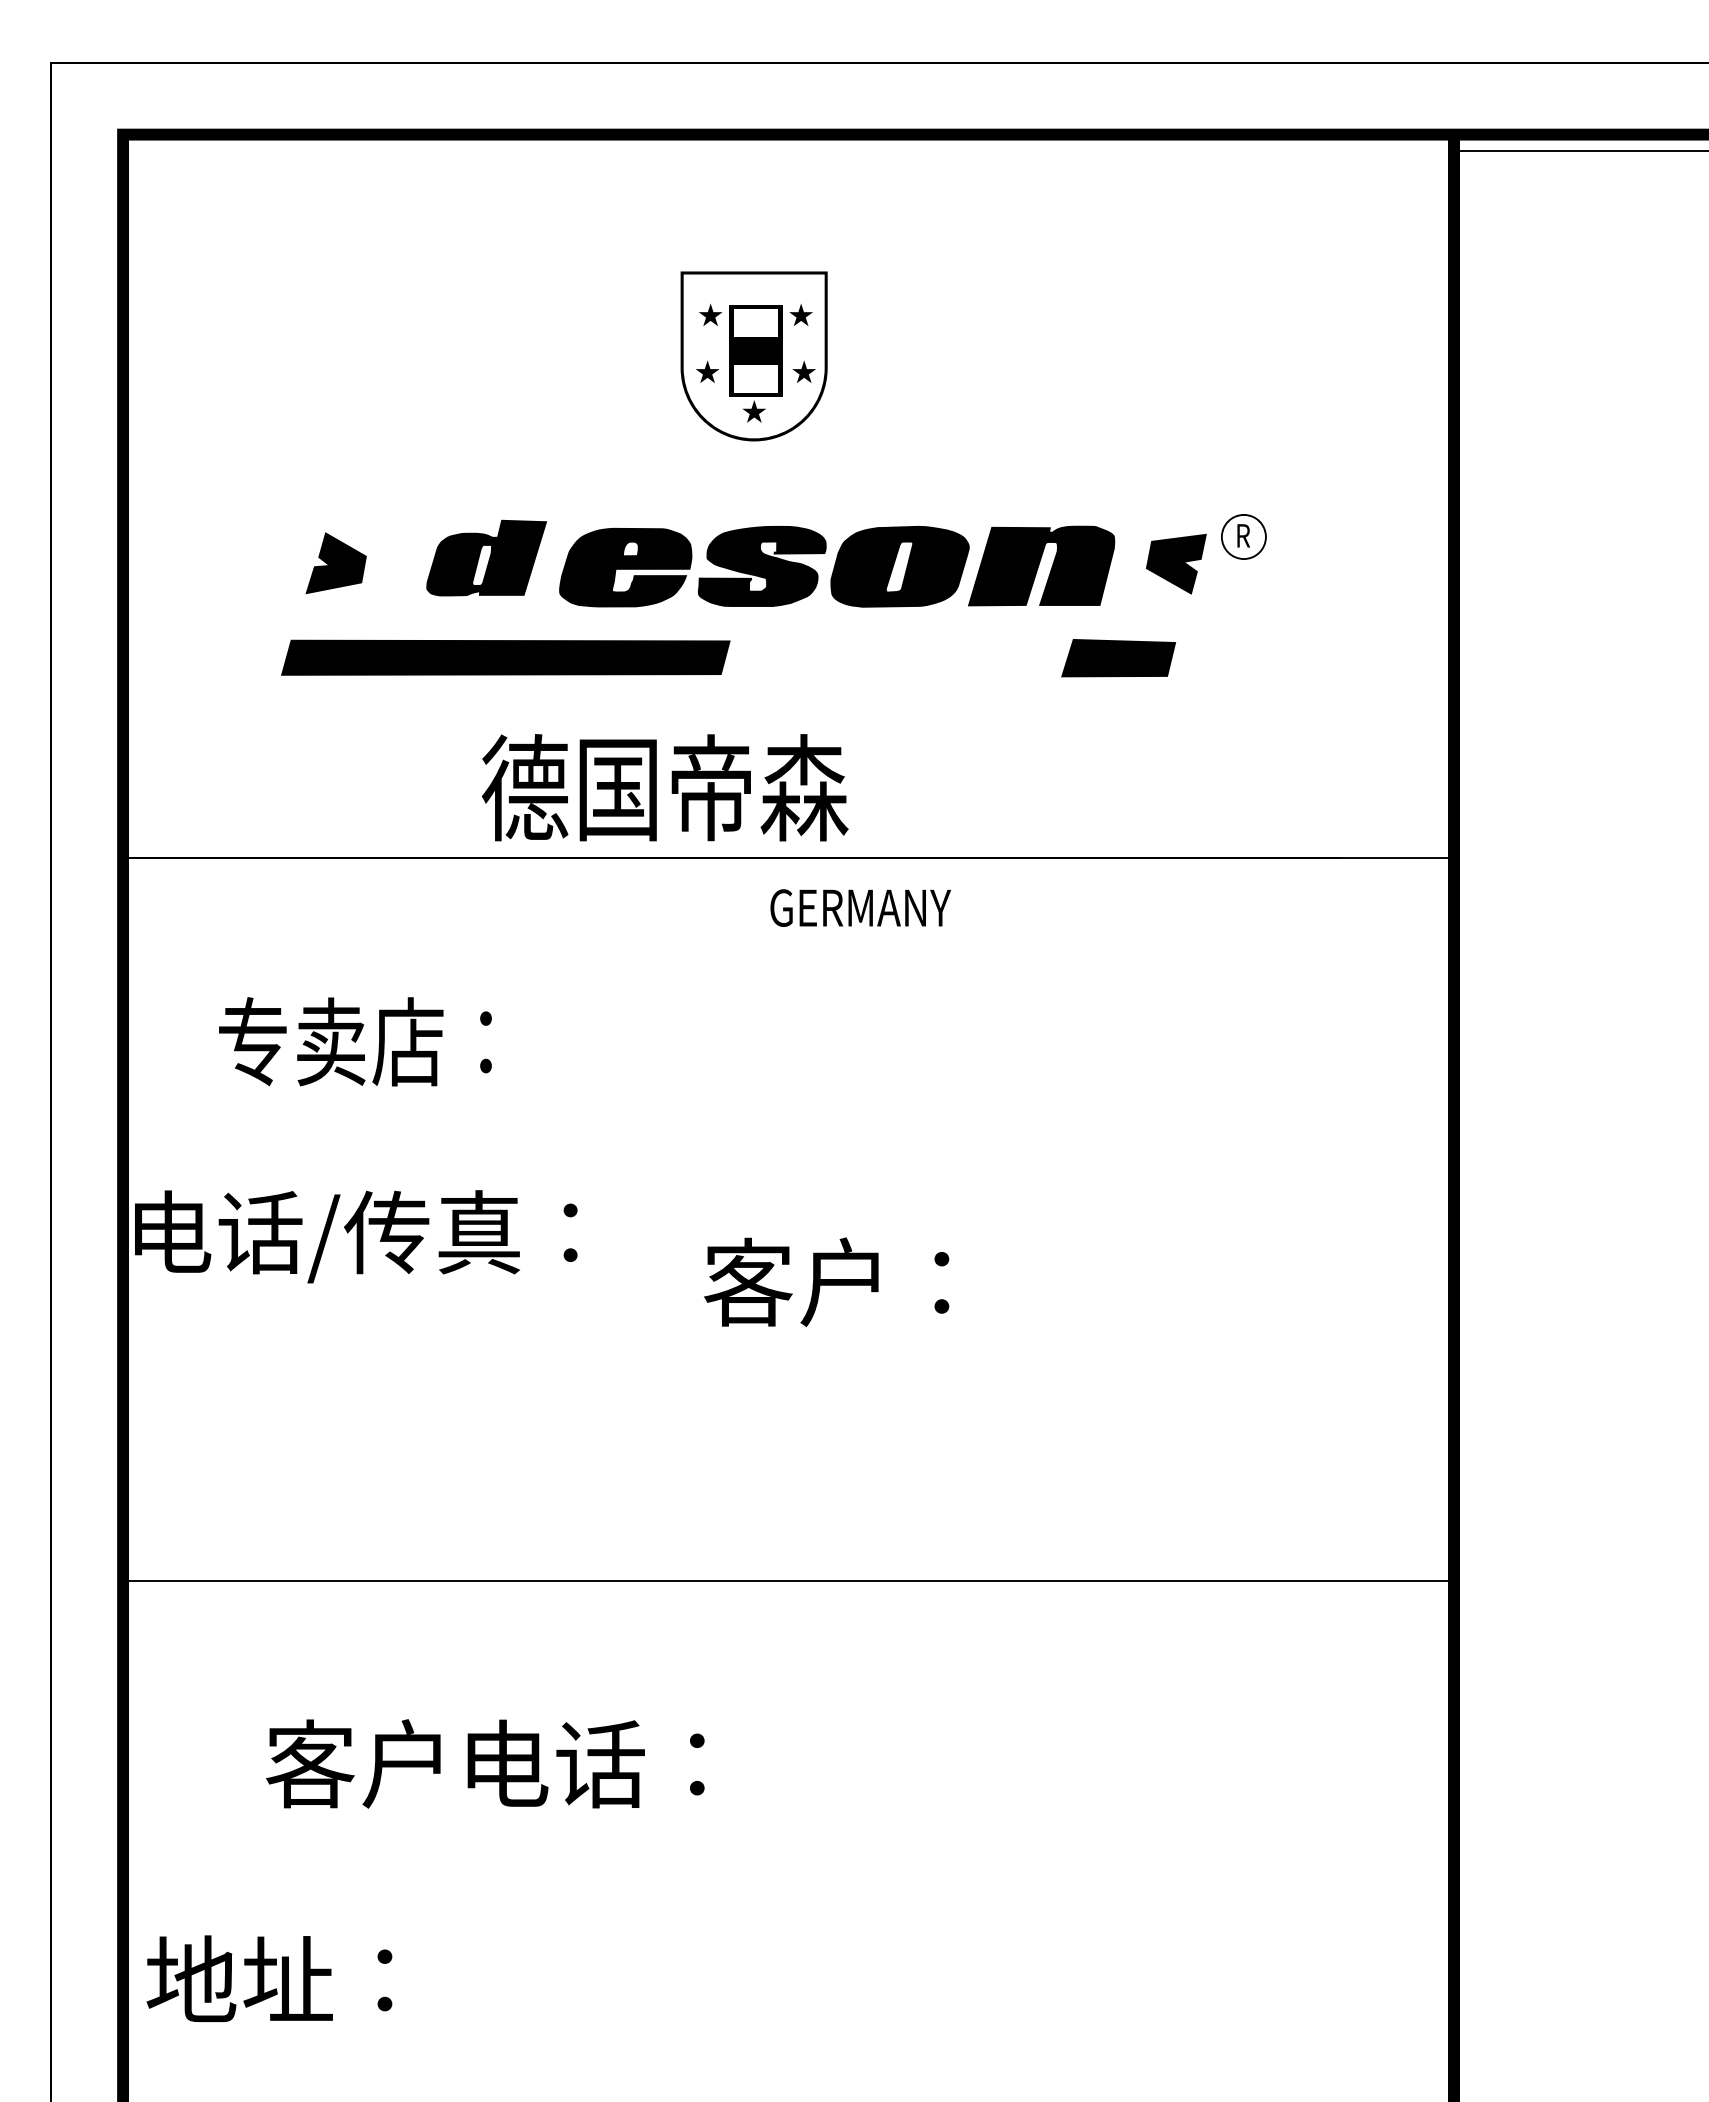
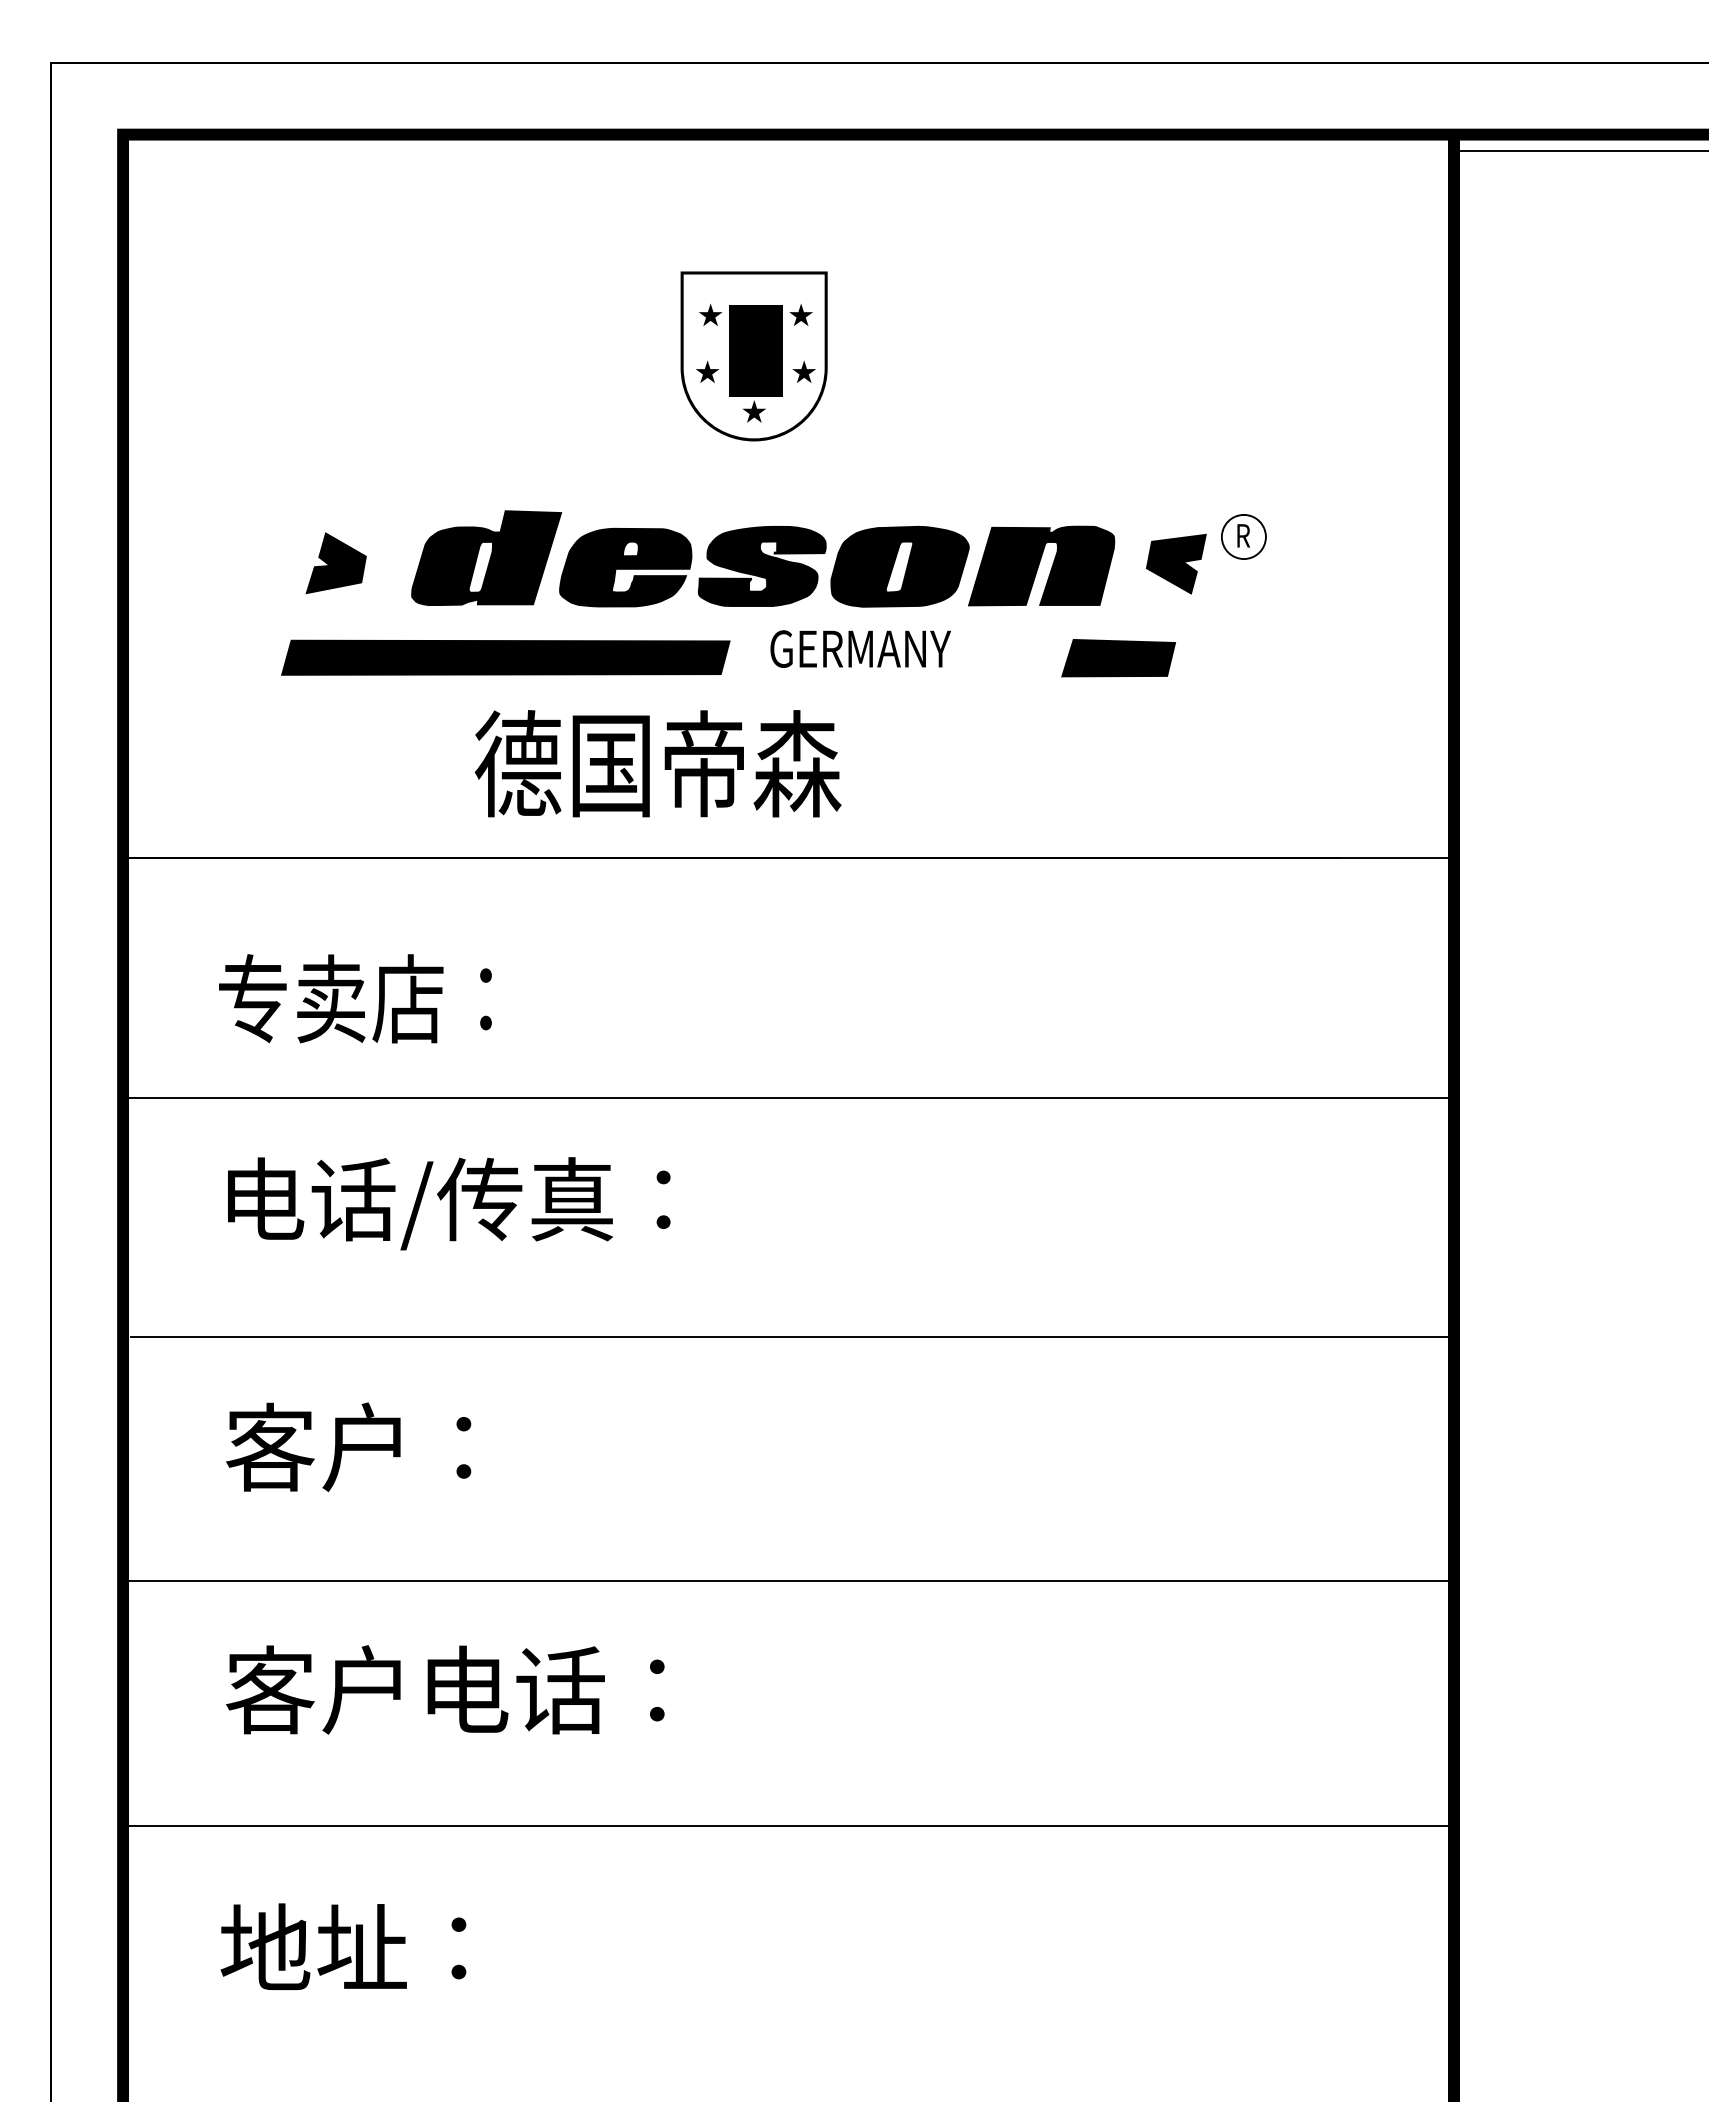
fill: none -> present (755, 322)
fill: none -> present (755, 378)
part size: 122x78 px -> 152x96 px (486, 557)
text position: (664, 787) -> (657, 763) (657, 763)
text position: (860, 907) -> (860, 648) (860, 648)
text position: (355, 1041) -> (355, 998) (355, 998)
line: none -> present (788, 1097)
text position: (356, 1236) -> (449, 1203) (449, 1203)
text position: (826, 1281) -> (348, 1446) (348, 1446)
line: none -> present (792, 1336)
text position: (485, 1763) -> (445, 1689) (445, 1689)
line: none -> present (788, 1826)
text position: (269, 1978) -> (343, 1946) (343, 1946)
